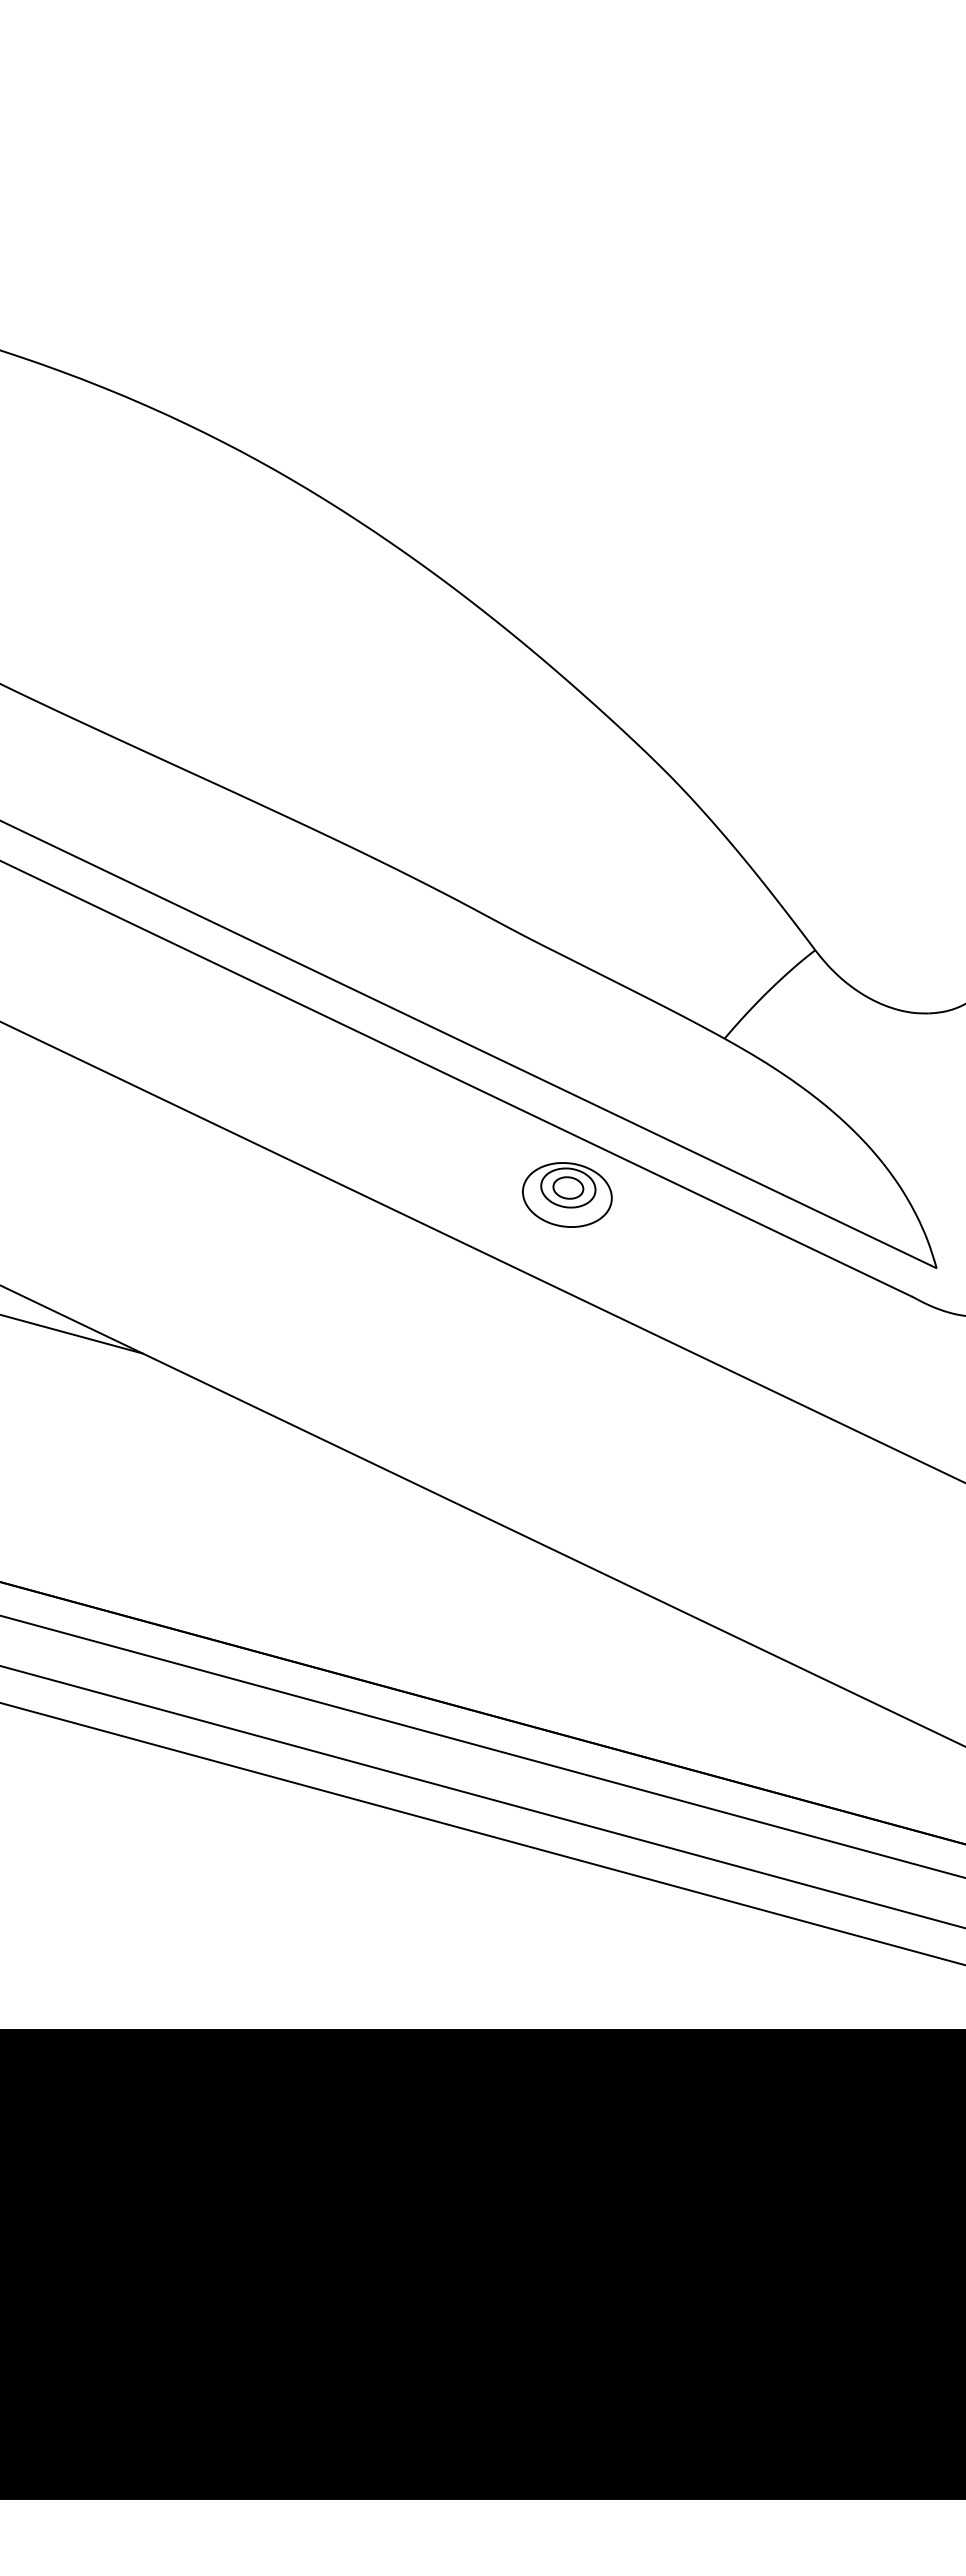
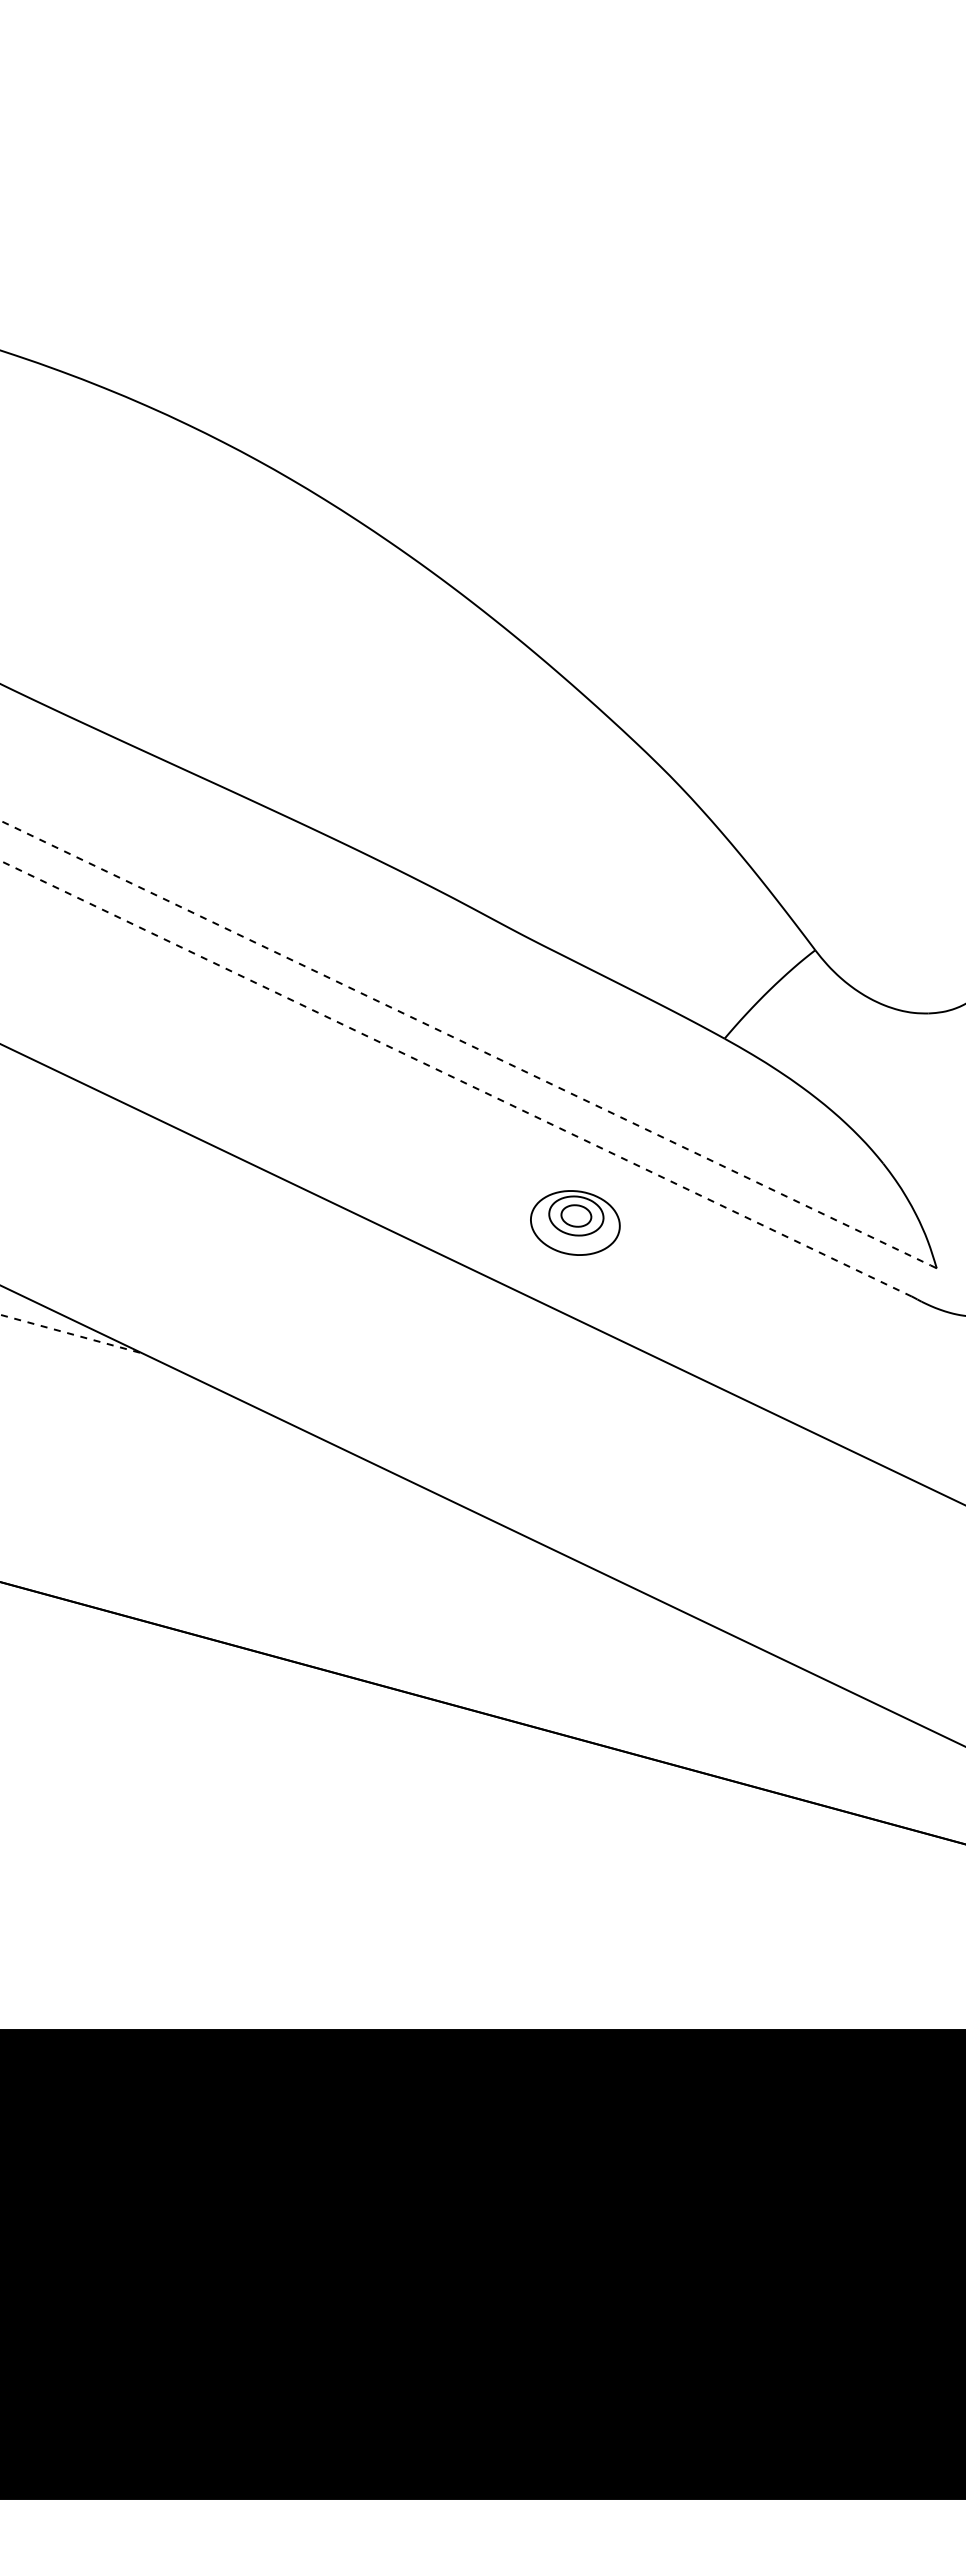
line: solid -> dashed (466, 1043)
line: solid -> dashed (456, 1078)
part position: (567, 1194) -> (575, 1222) (575, 1222)
line position: (482, 1251) -> (482, 1274) (482, 1274)
line: solid -> dashed (72, 1334)
line: present -> none (482, 1746)
line: present -> none (482, 1796)
line: present -> none (482, 1833)
